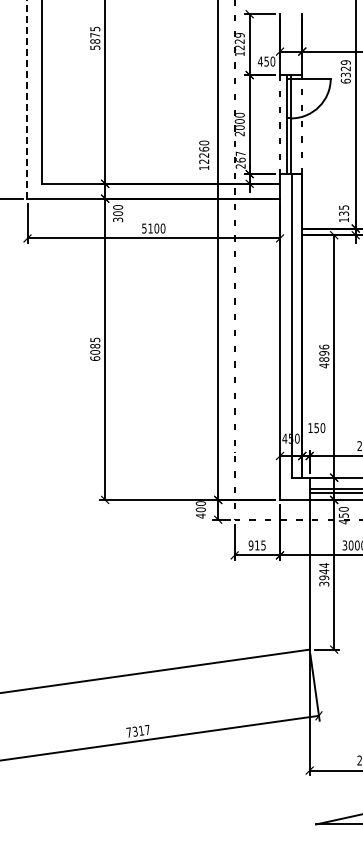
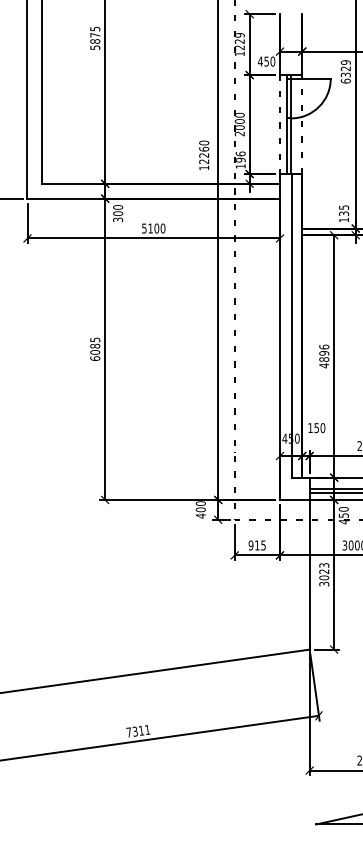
line: dashed -> solid (27, 99)
text: 267 -> 196 (240, 159)
text: 3944 -> 3023 (324, 571)
text: 7317 -> 7311 (147, 729)
